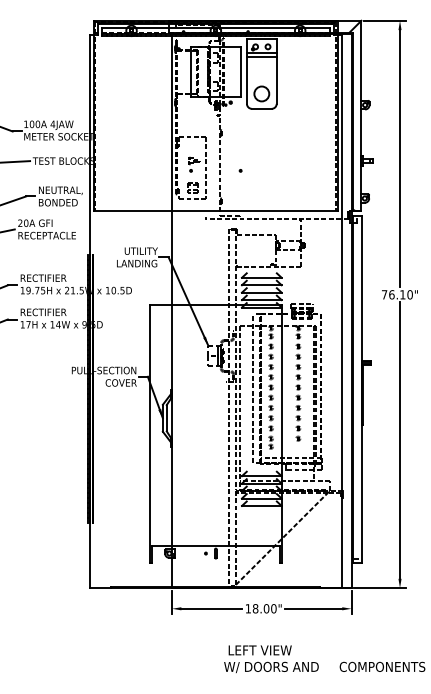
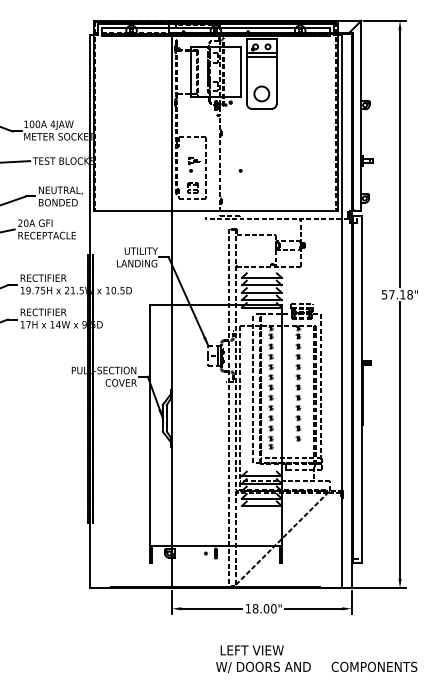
text: 76.10" -> 57.18" (396, 294)
text position: (324, 659) -> (316, 659) (316, 659)
